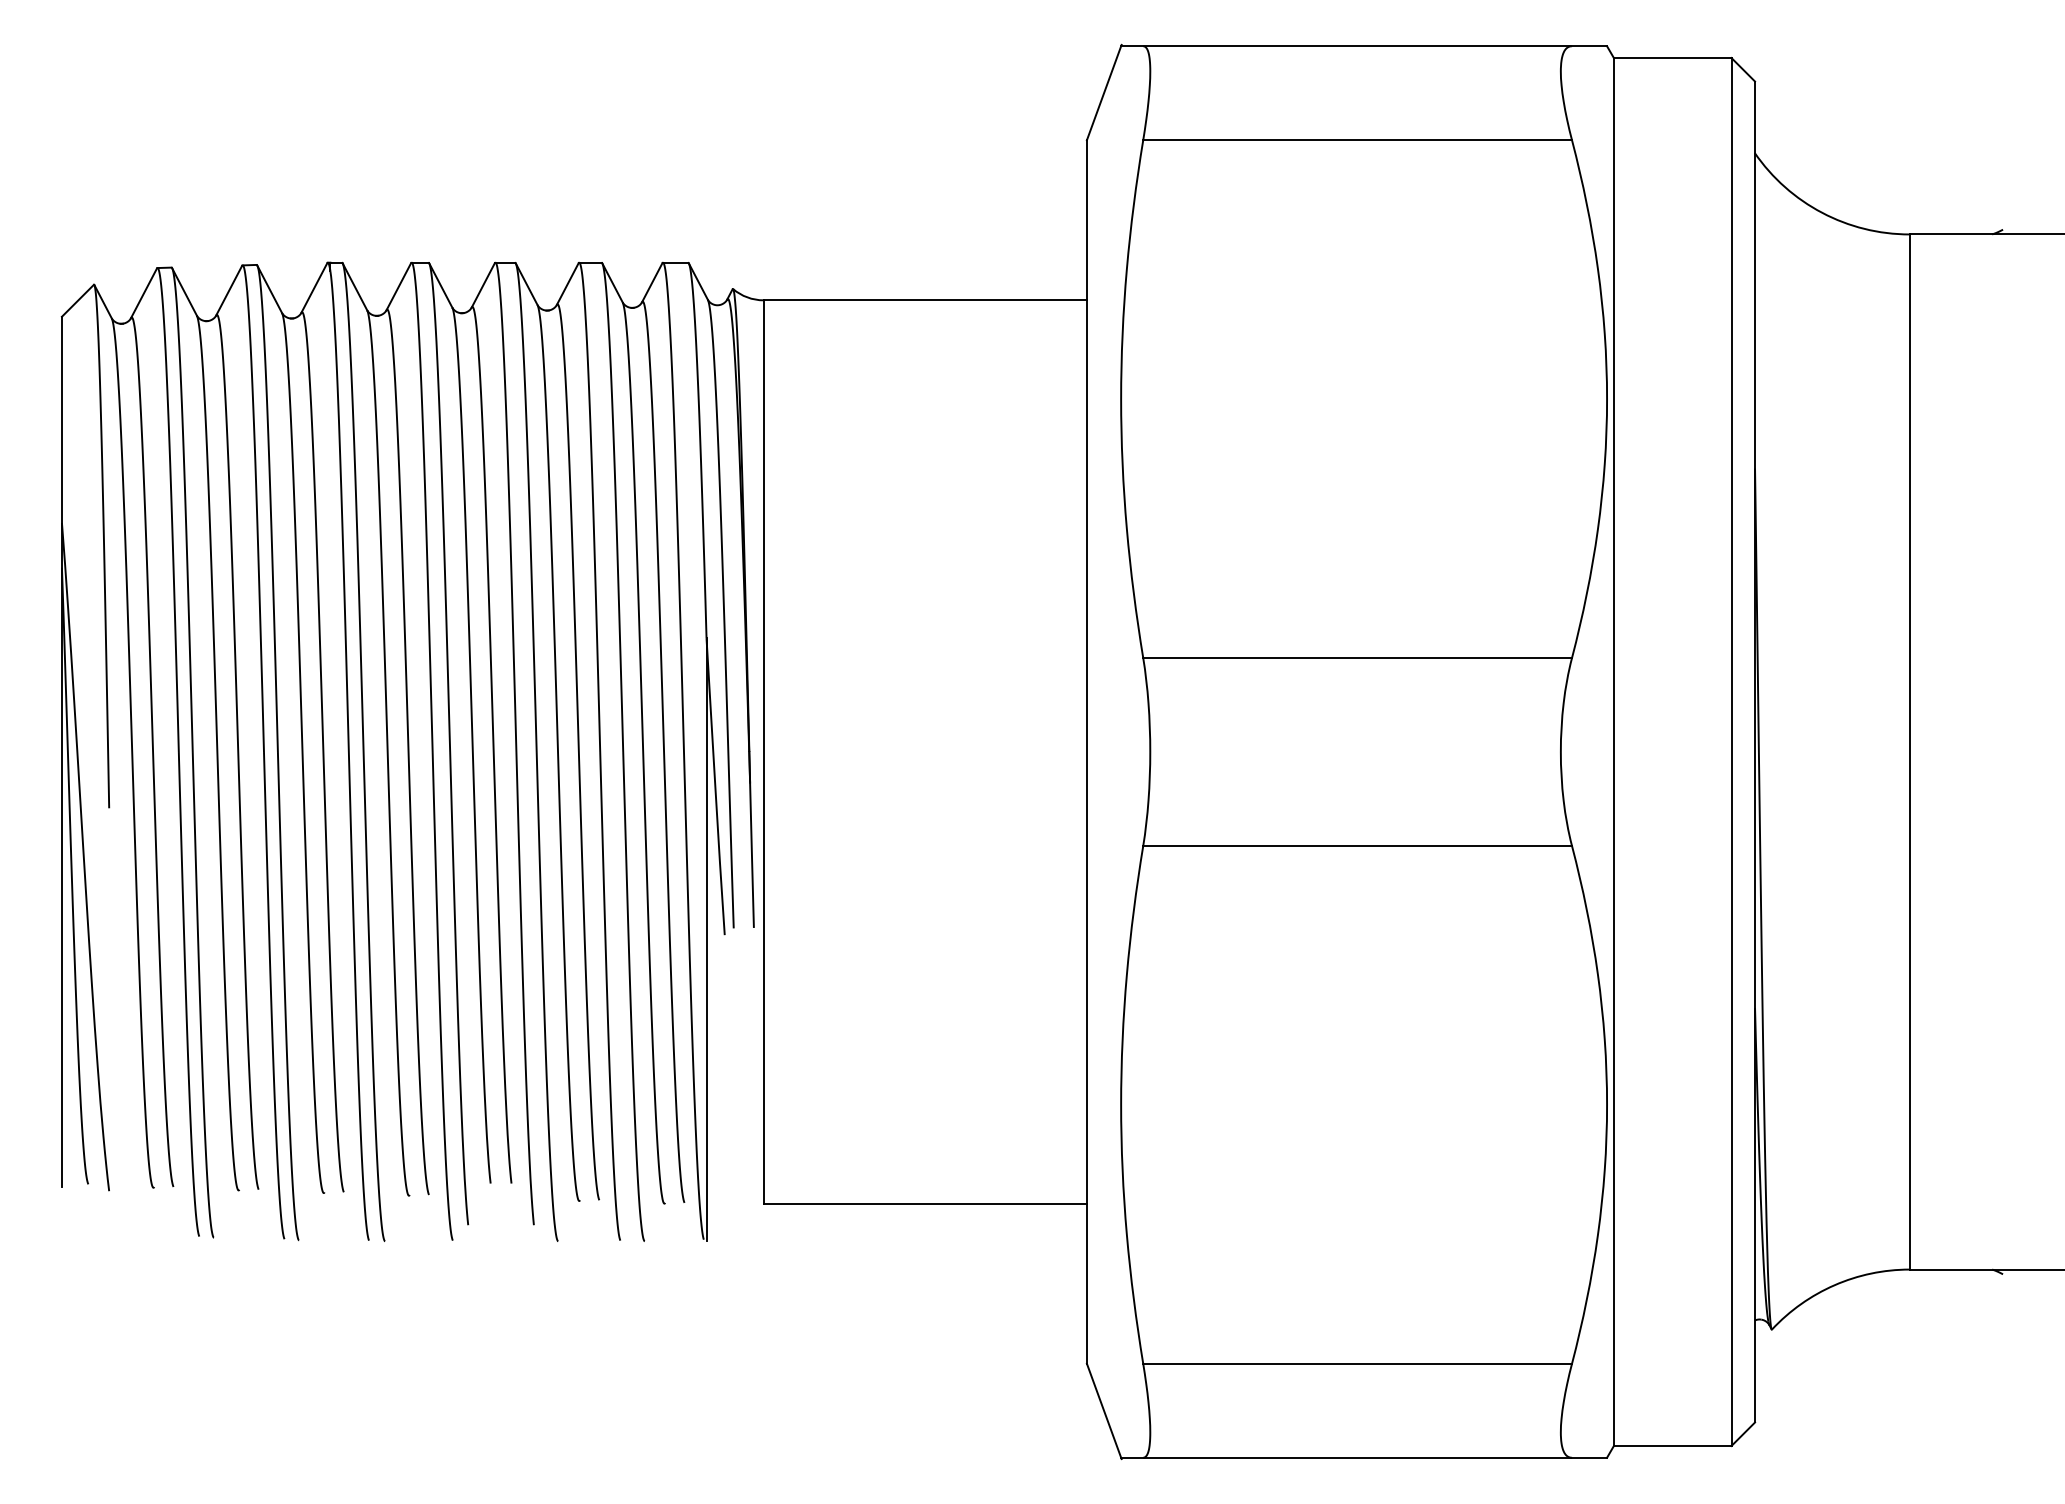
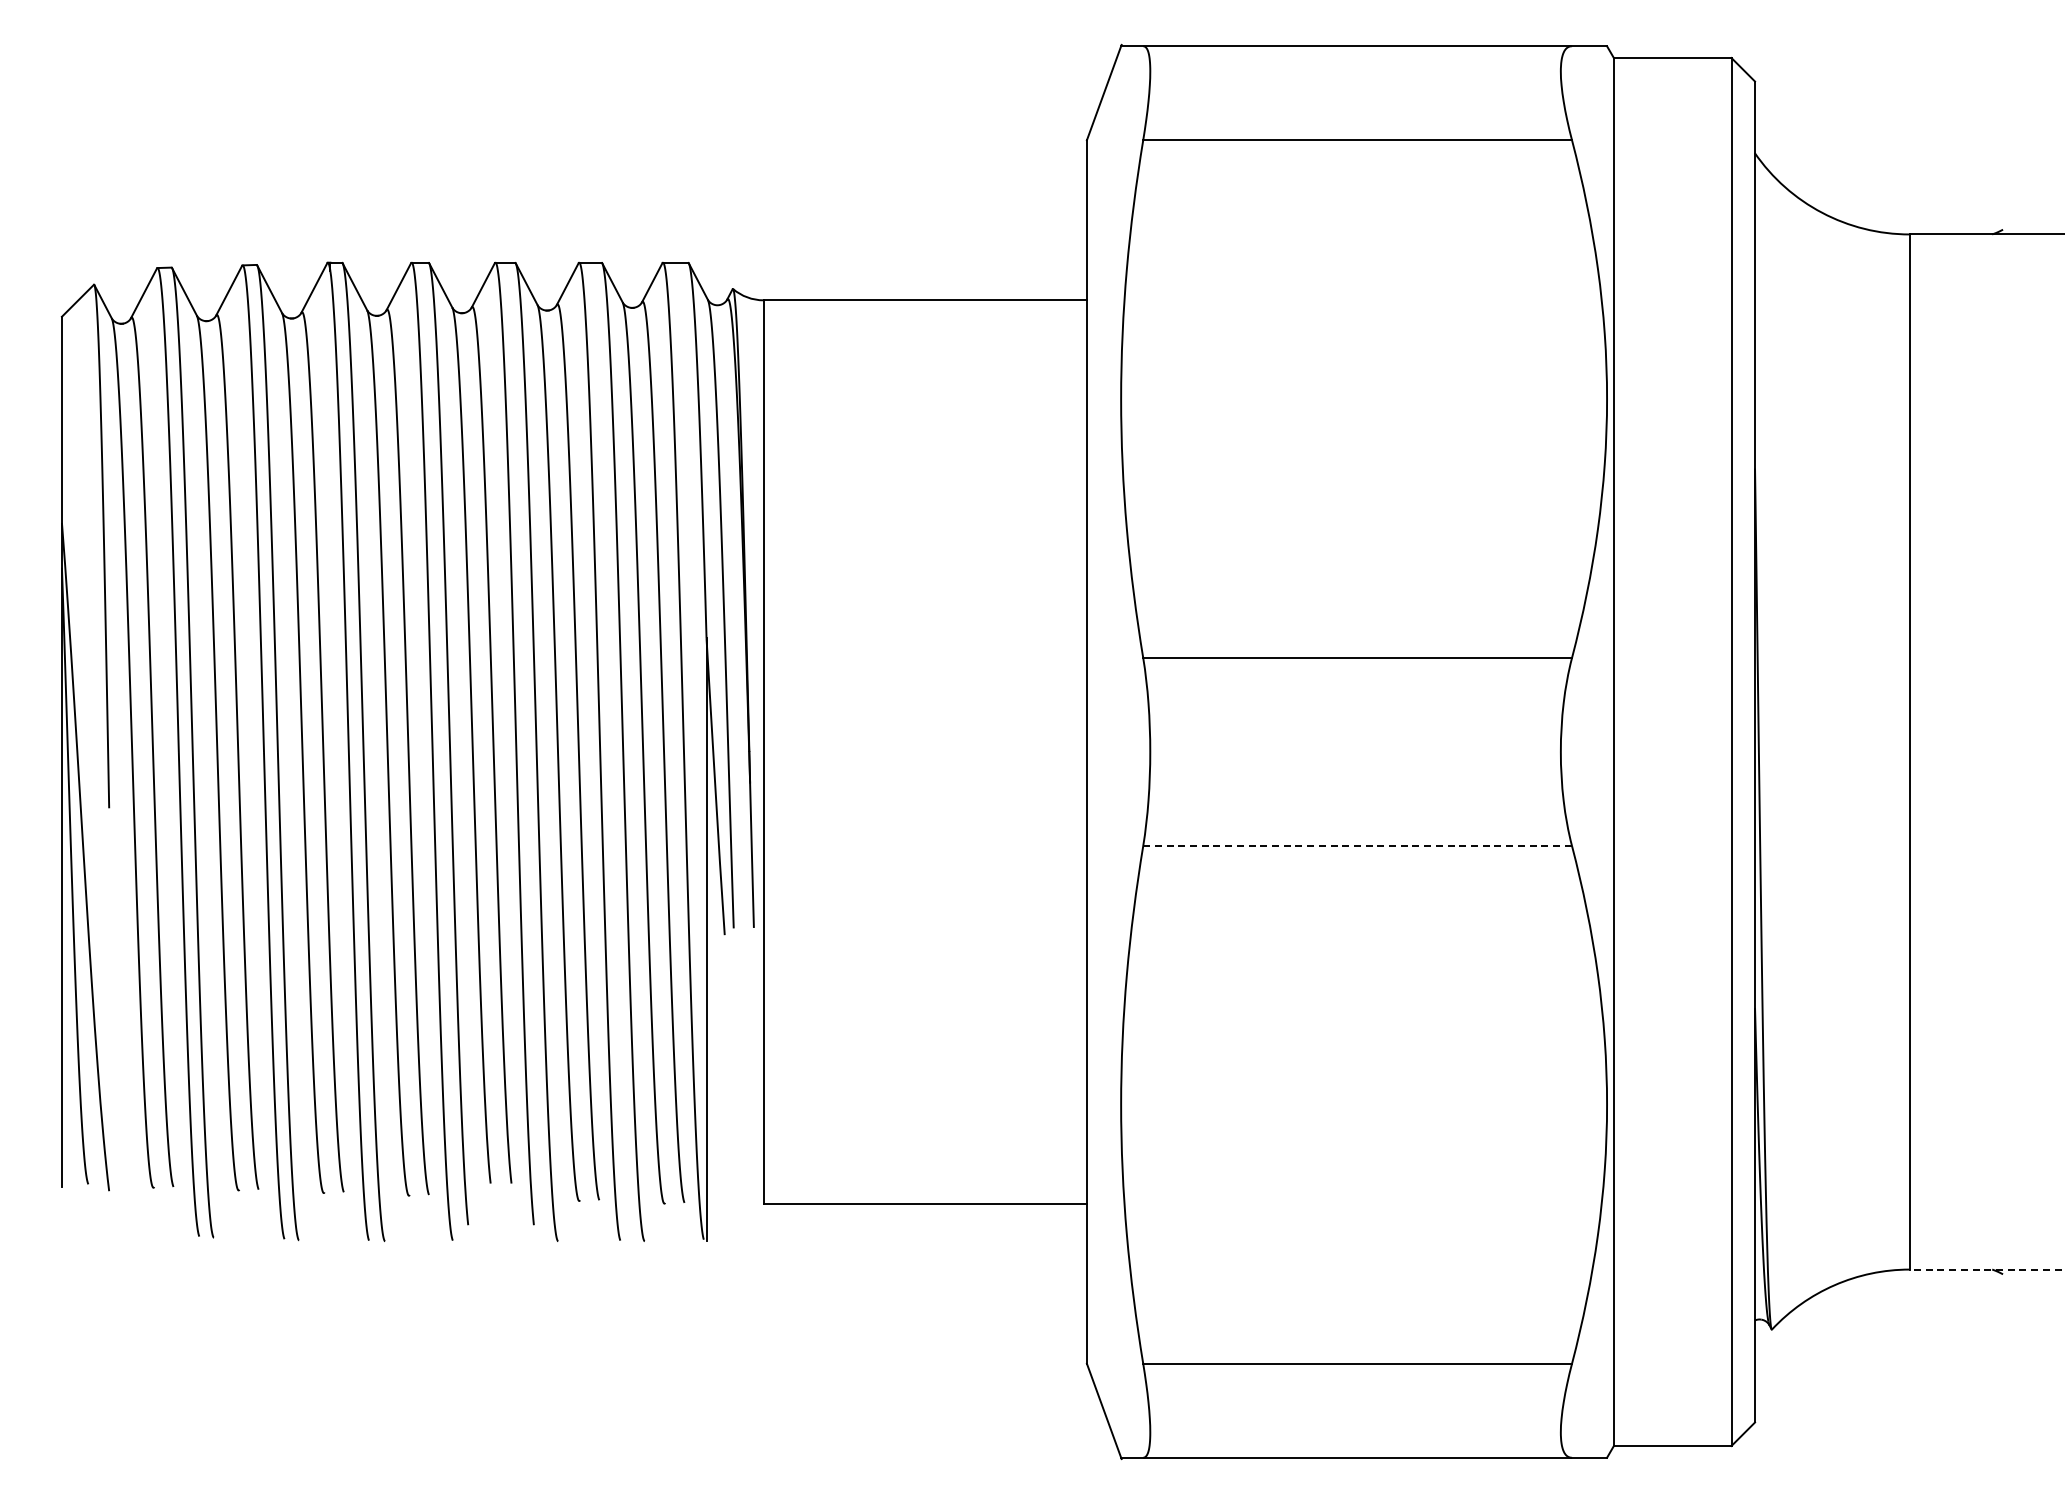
line: solid -> dashed (1358, 846)
line: solid -> dashed (1986, 1269)
